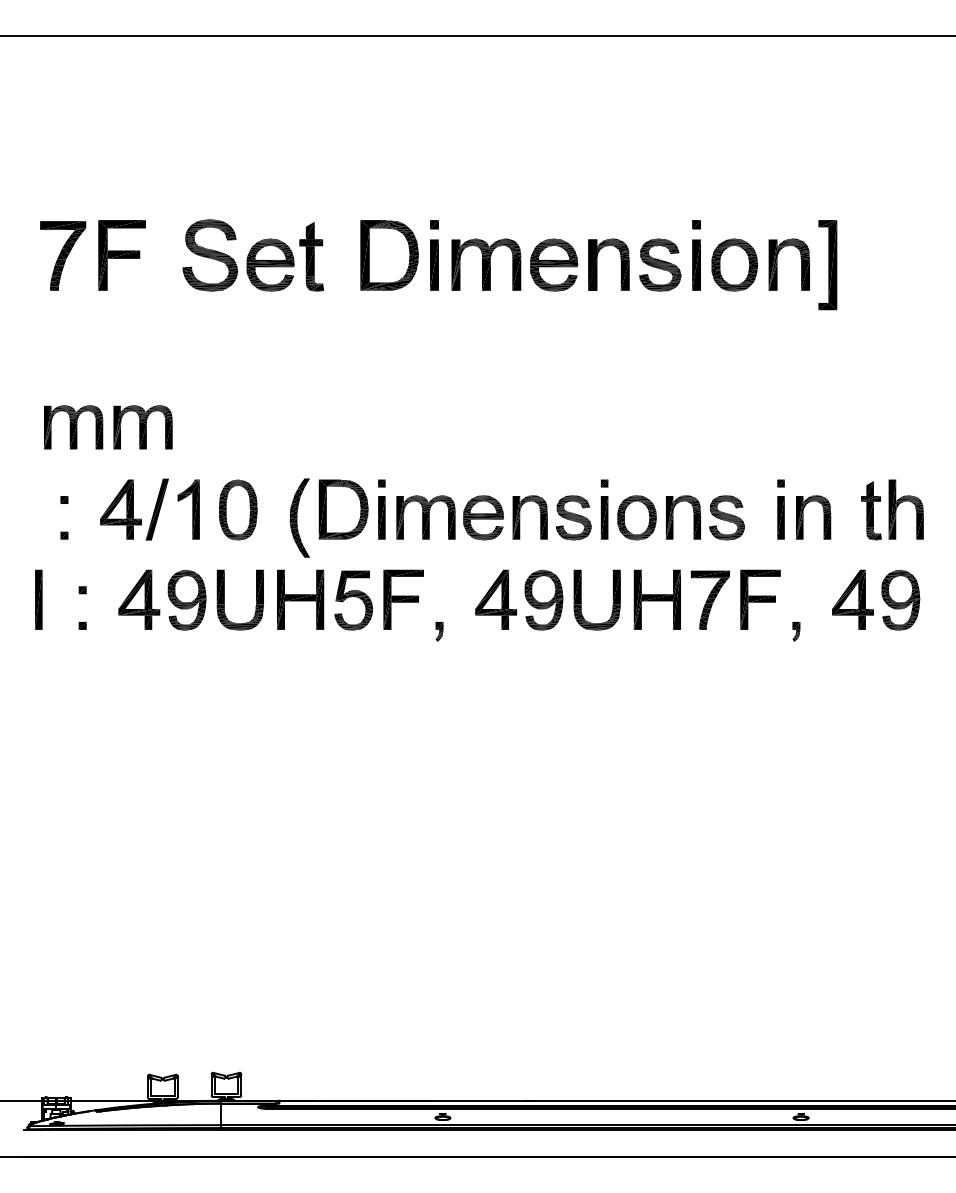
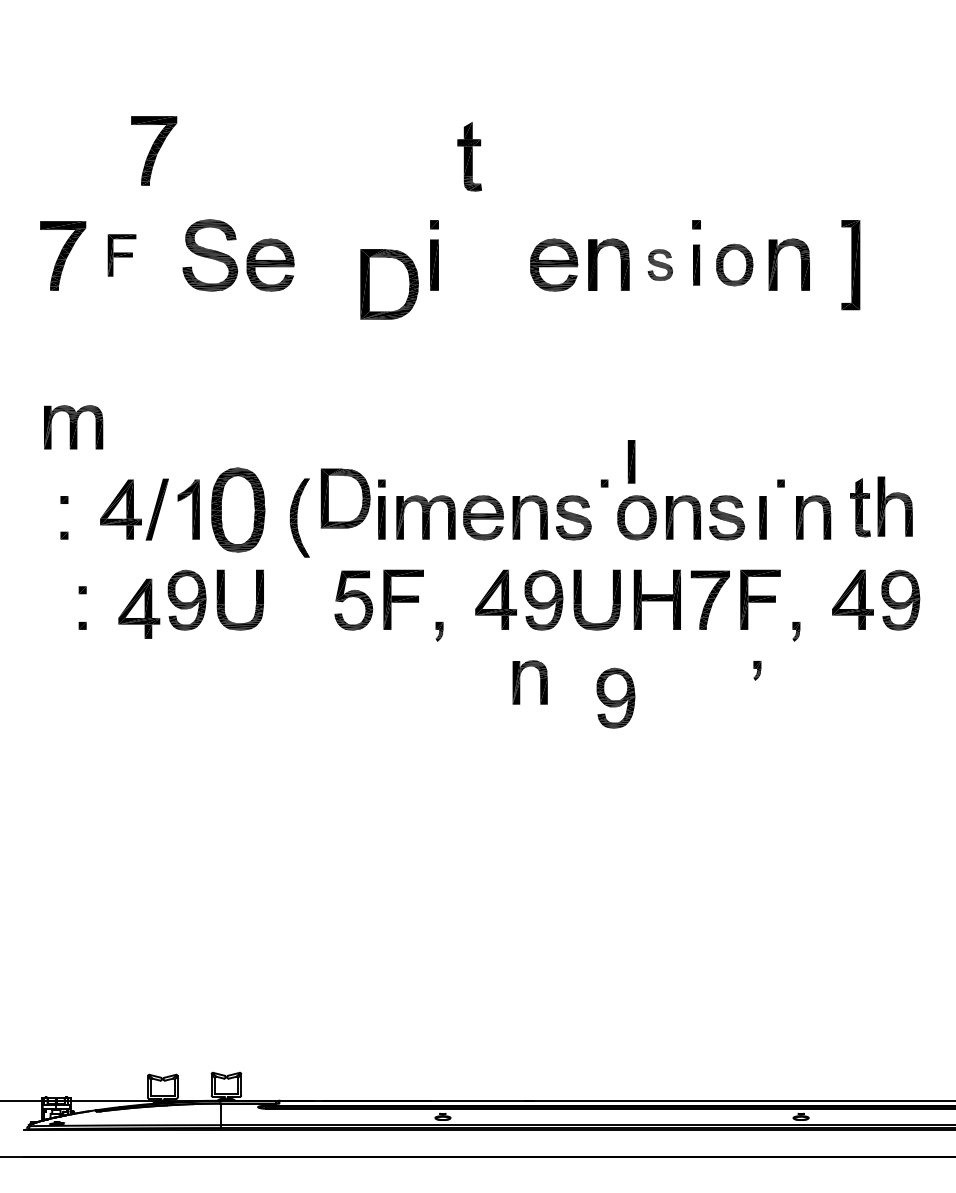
line: present -> none (477, 35)
part: none -> present (154, 150)
part size: 48x71 px -> 30x43 px (121, 255)
part position: (389, 255) -> (389, 284) (389, 284)
part position: (311, 256) -> (469, 156) (469, 156)
part: present -> none (486, 264)
part size: 43x54 px -> 27x32 px (660, 264)
part size: 9x52 px -> 8x42 px (696, 264)
part size: 48x54 px -> 38x44 px (734, 264)
part position: (827, 265) -> (850, 265) (850, 265)
part: present -> none (142, 427)
part size: 39x62 px -> 55x86 px (238, 509)
part position: (343, 509) -> (345, 498) (345, 498)
part position: (892, 509) -> (881, 506) (881, 506)
part position: (604, 517) -> (631, 461) (631, 461)
part position: (780, 517) -> (762, 517) (762, 517)
part: present -> none (38, 599)
part position: (139, 599) -> (139, 608) (139, 608)
part: present -> none (300, 599)
part: none -> present (757, 670)
part: none -> present (520, 682)
part: none -> present (615, 697)
